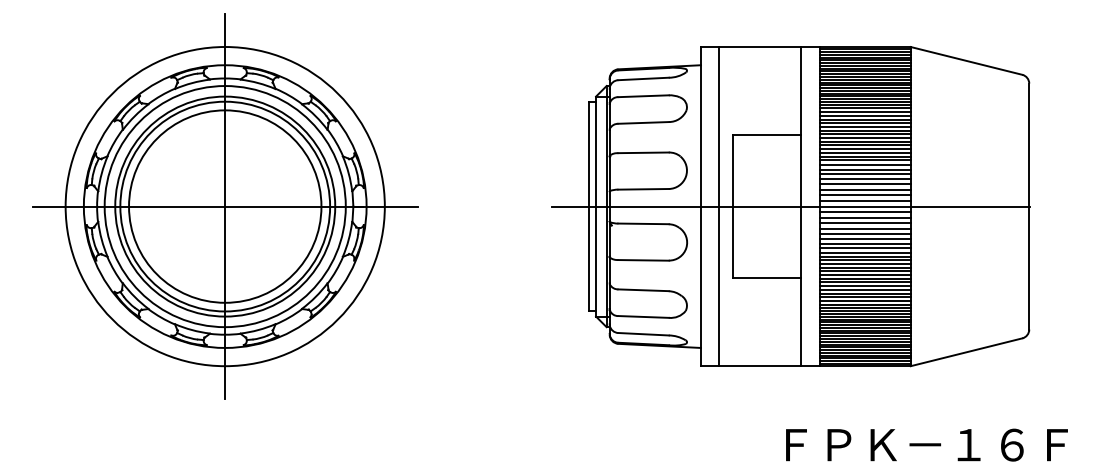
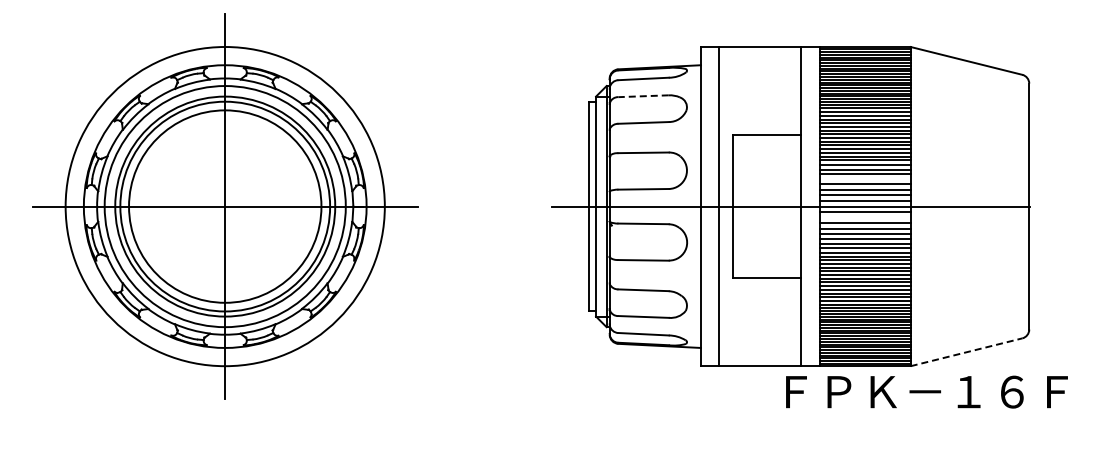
line: solid -> dashed (643, 96)
line: present -> none (864, 178)
line: present -> none (864, 217)
line: solid -> dashed (966, 352)
text position: (926, 444) -> (926, 391) (926, 391)
